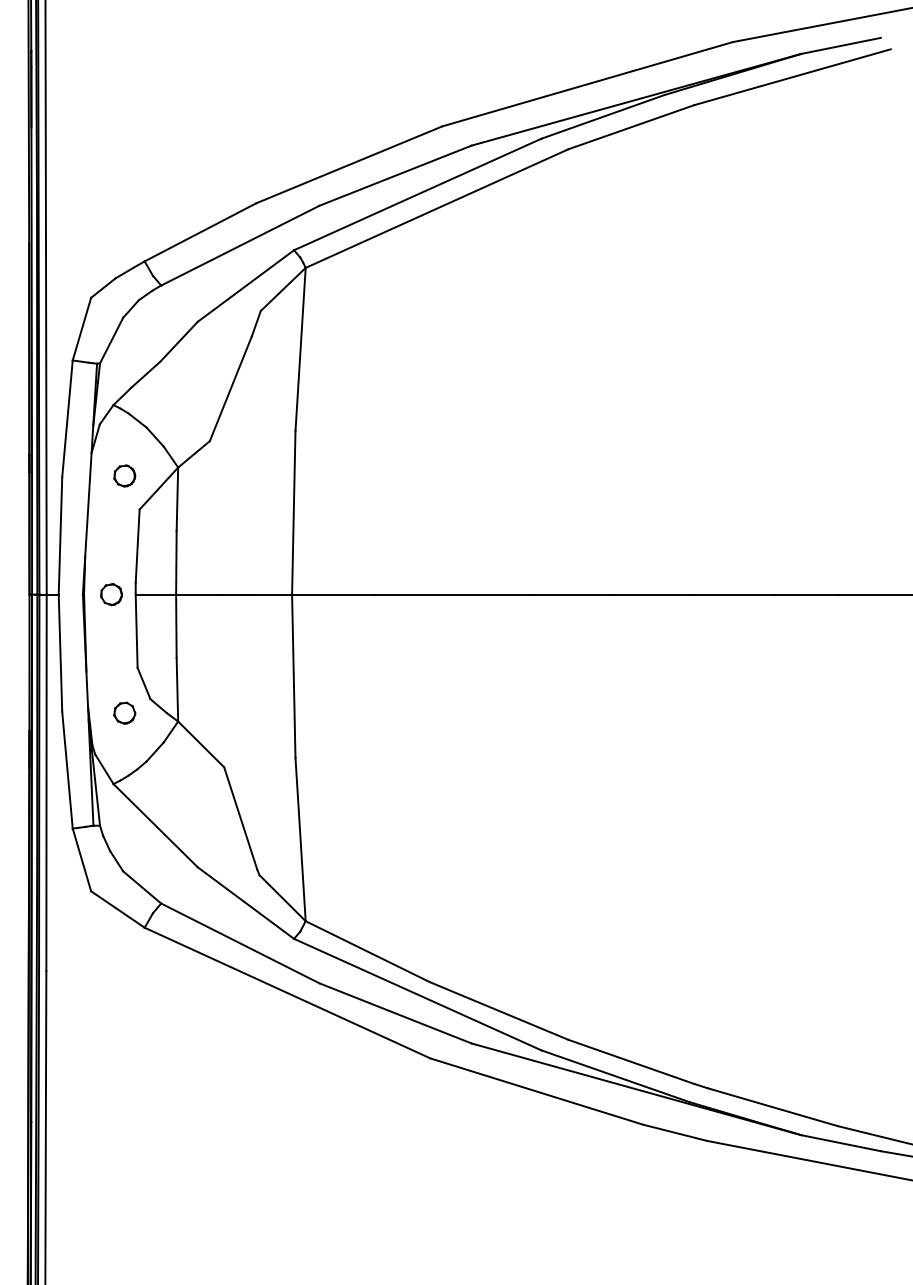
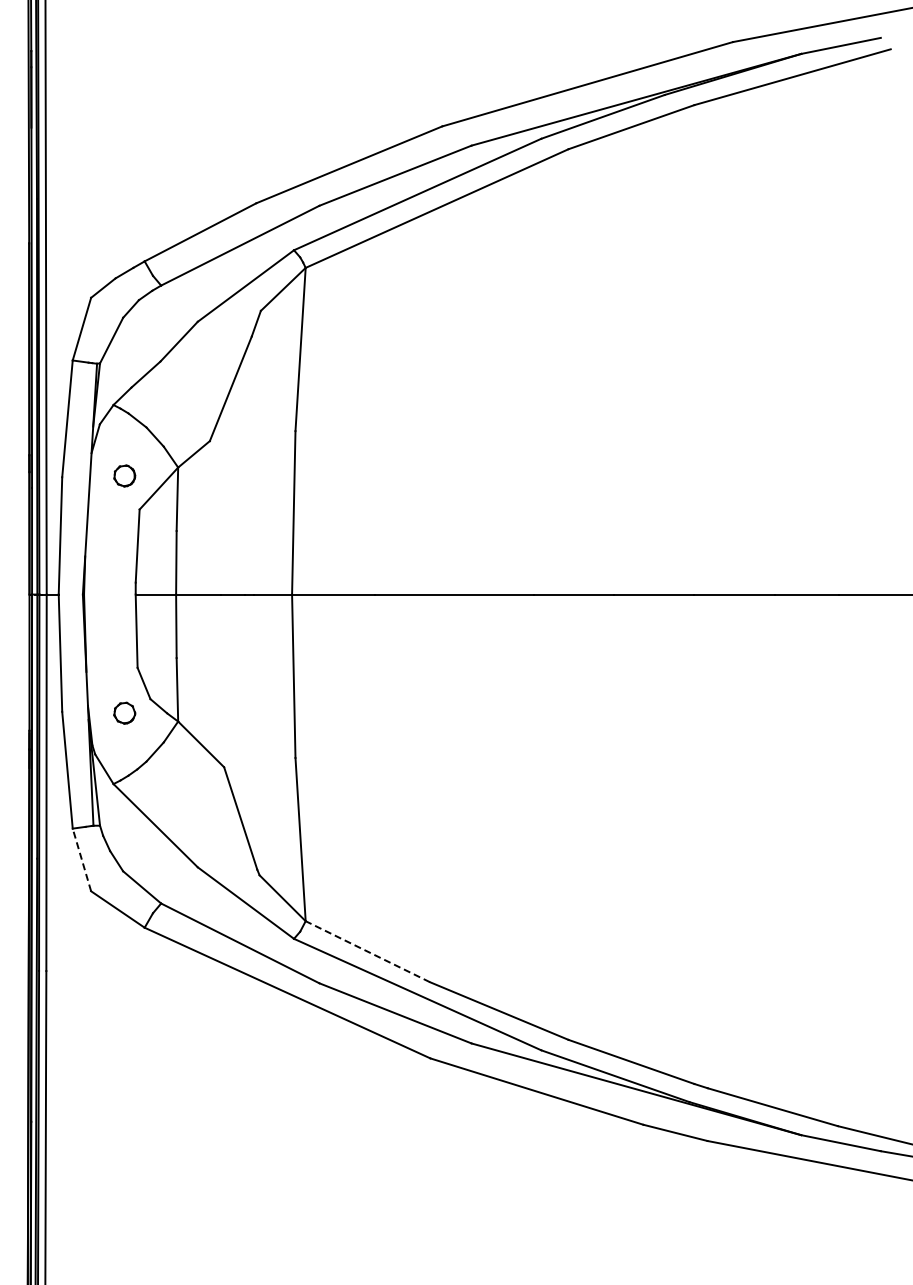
part: present -> none (111, 594)
line: solid -> dashed (81, 859)
line: solid -> dashed (367, 951)
